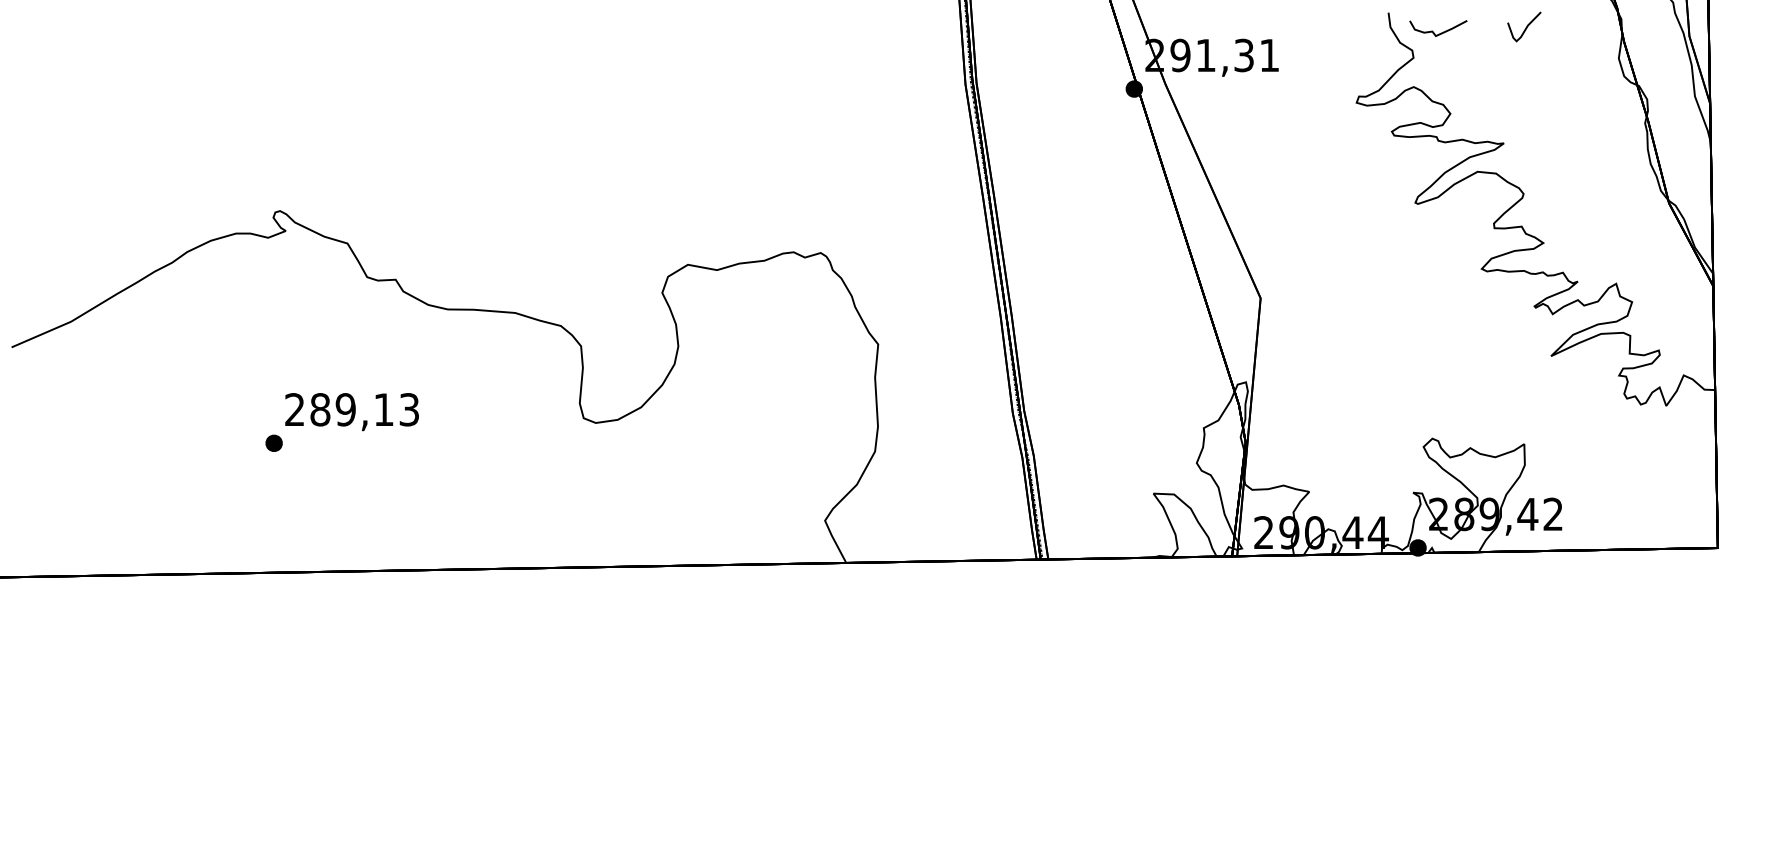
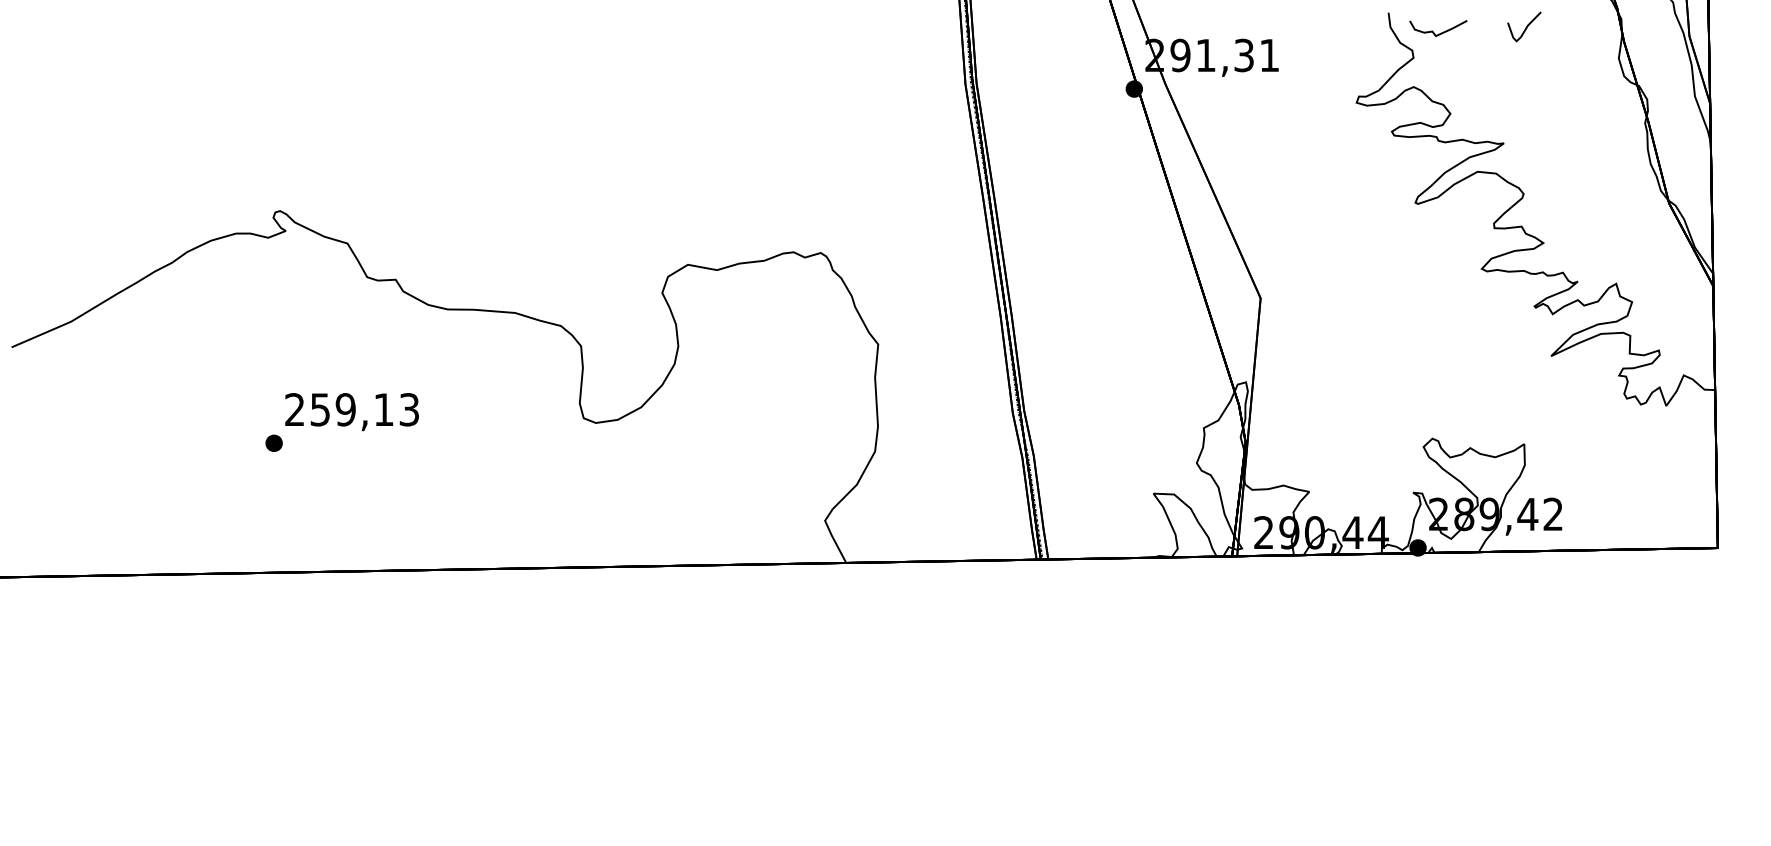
text: 289,13 -> 259,13 (320, 409)
